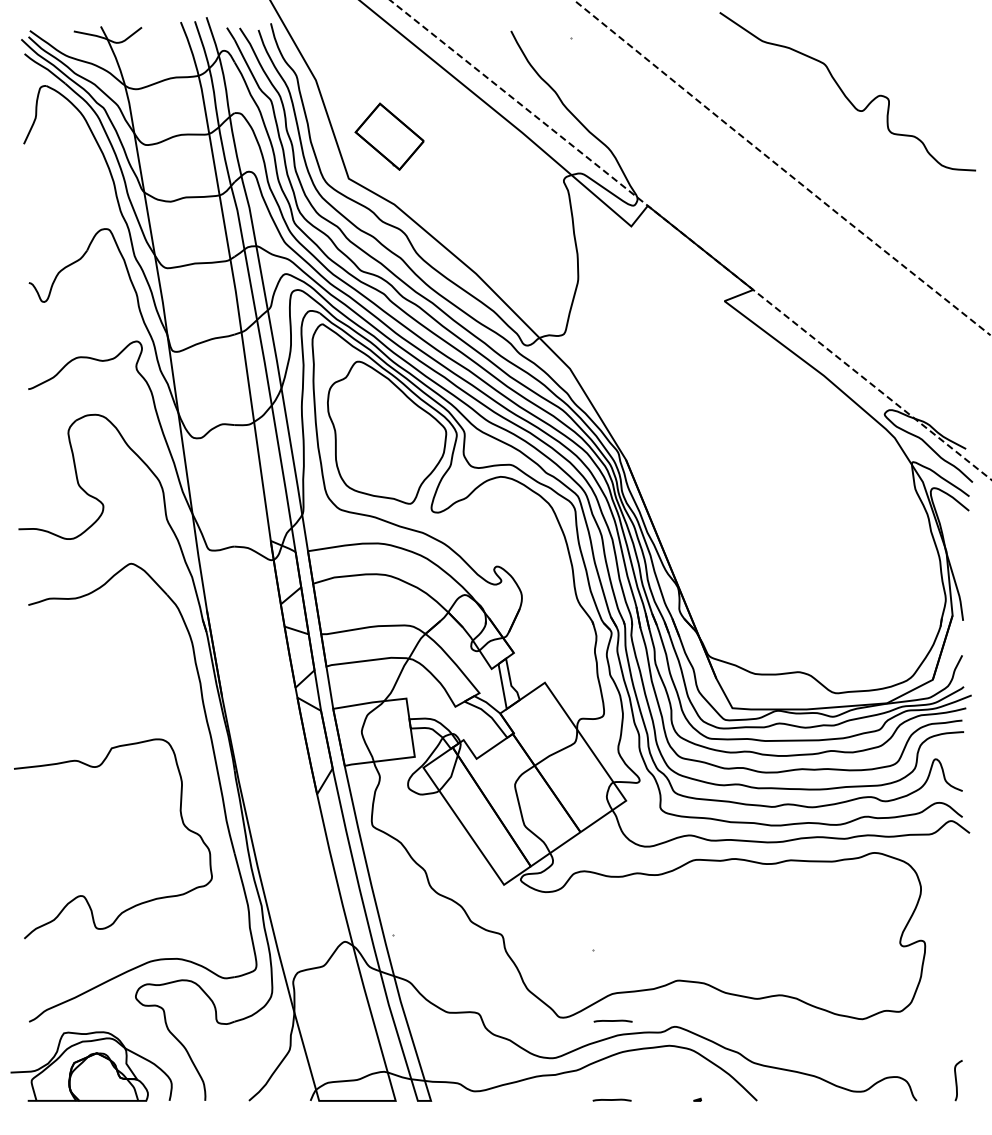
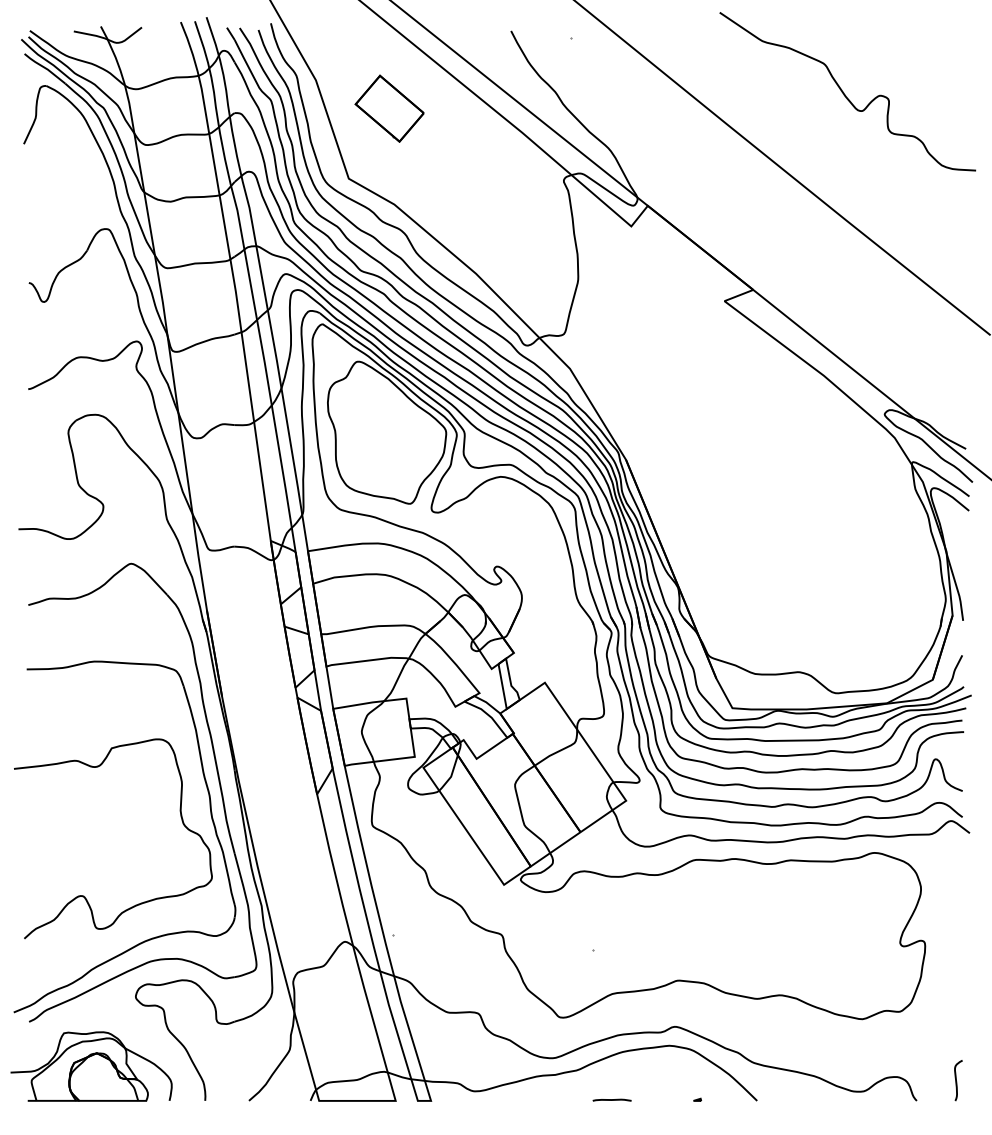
part position: (389, 136) -> (389, 108) (389, 108)
line: dashed -> solid (781, 168)
line: dashed -> solid (690, 240)
part: none -> present (210, 815)
curve: present -> none (612, 1020)
